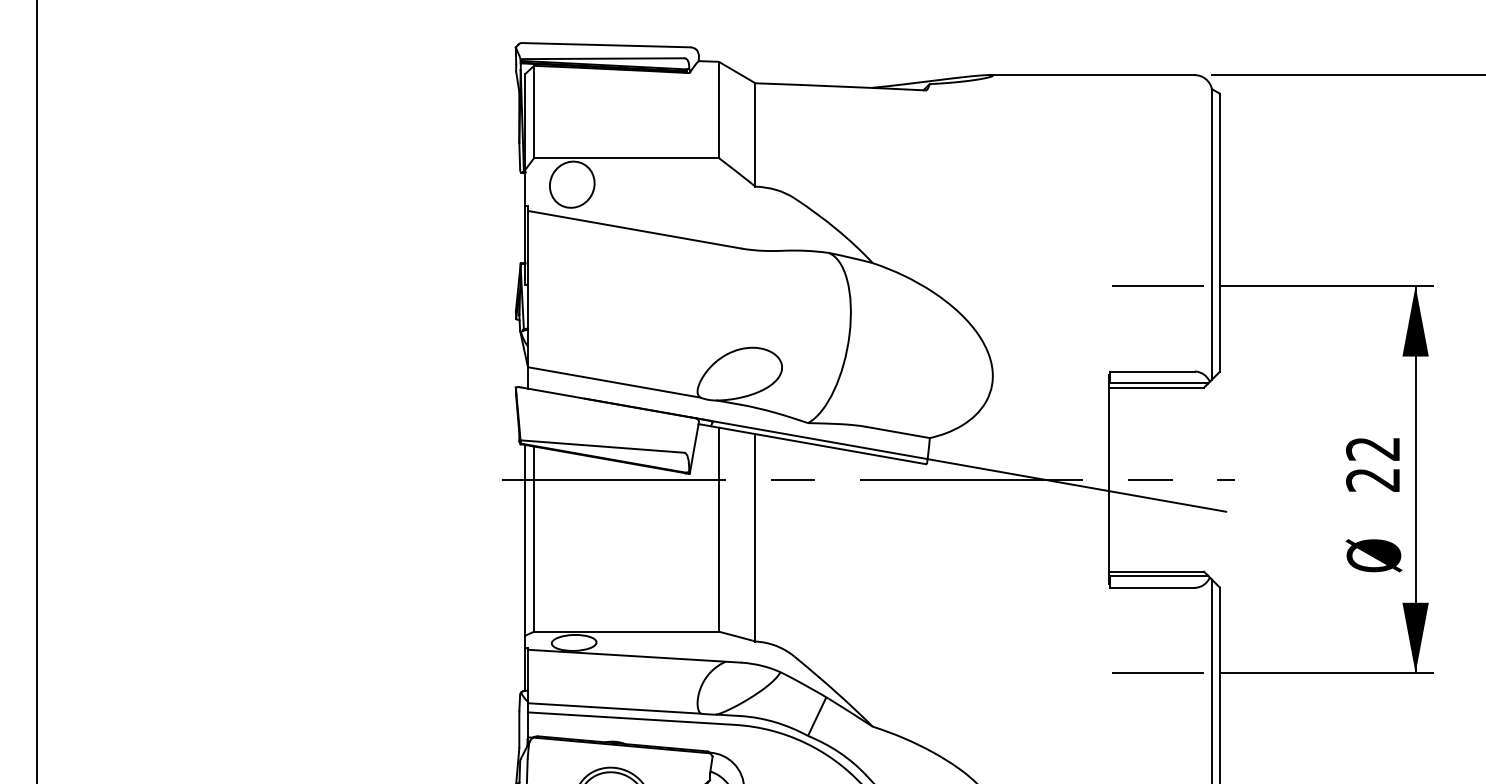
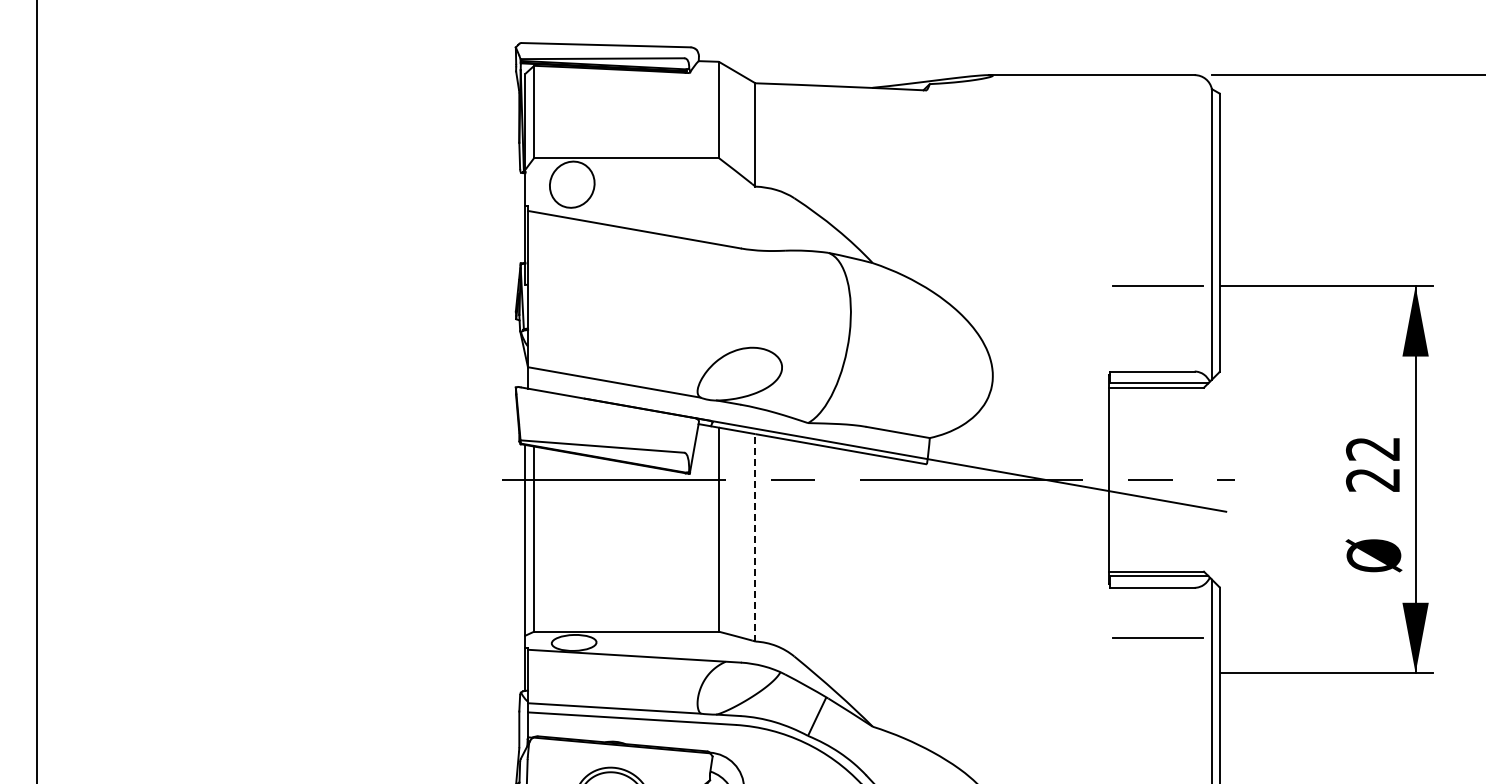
line: solid -> dashed (755, 537)
line position: (1157, 672) -> (1157, 637) (1157, 637)
